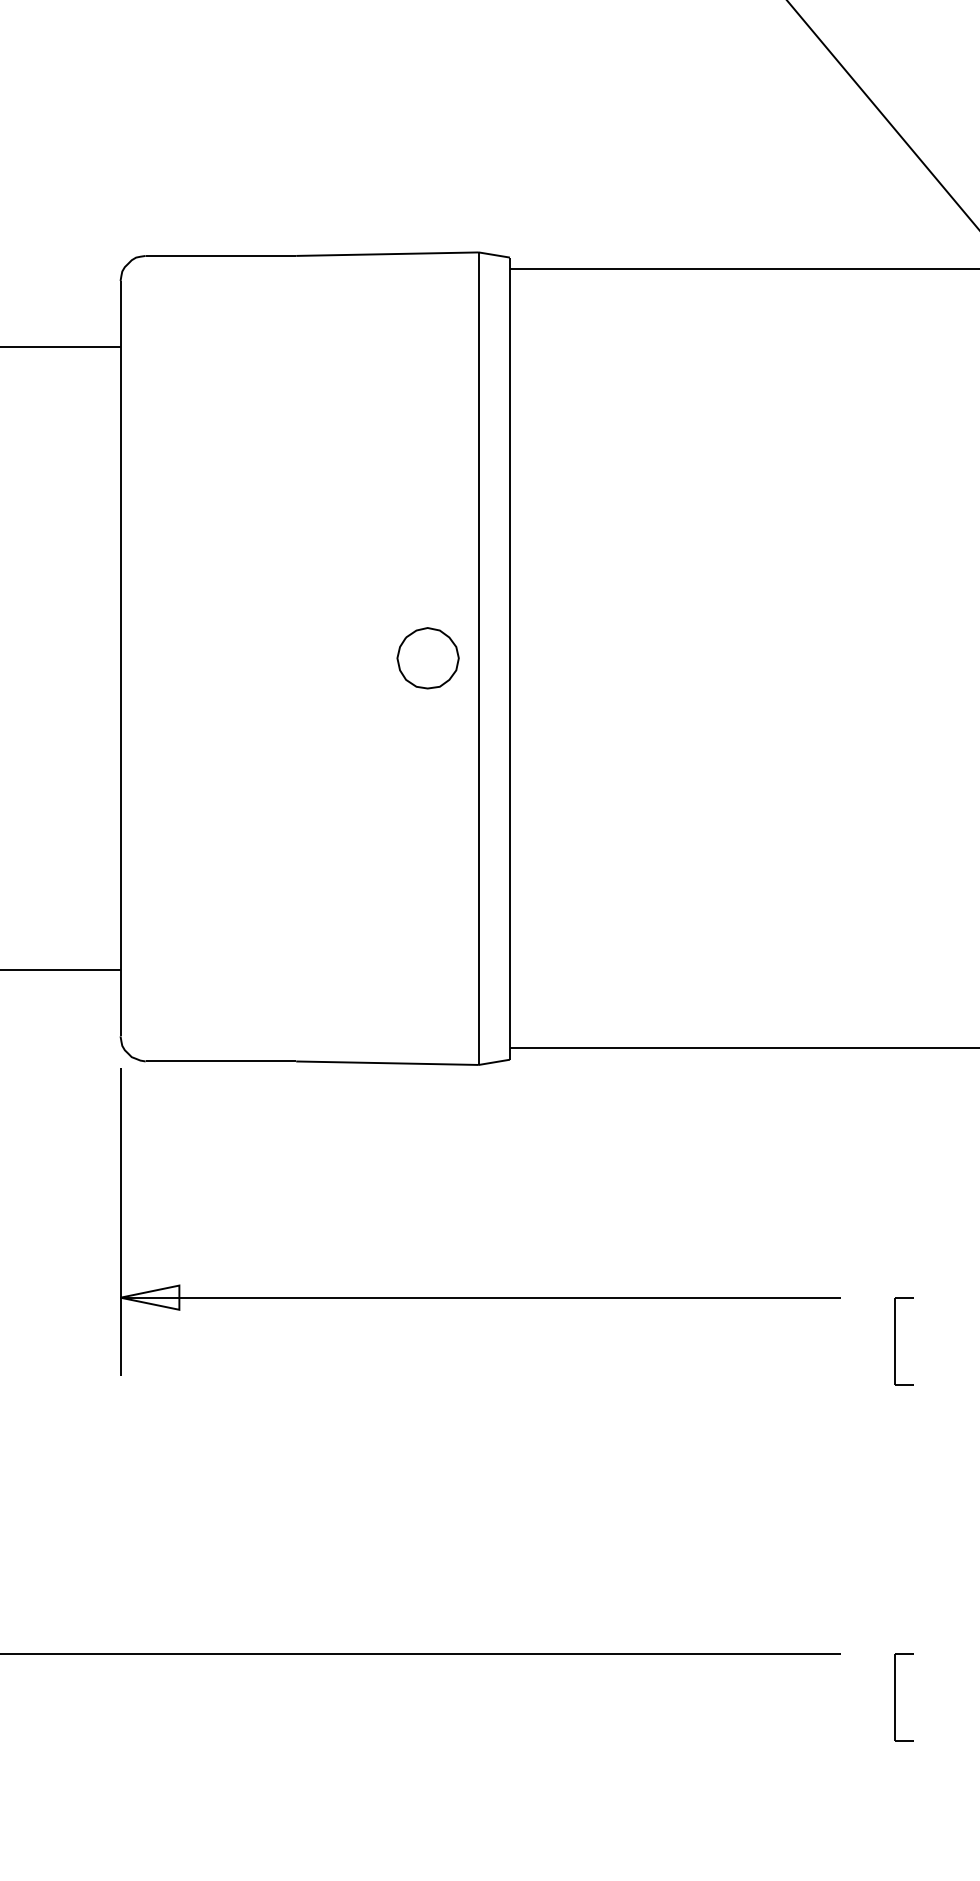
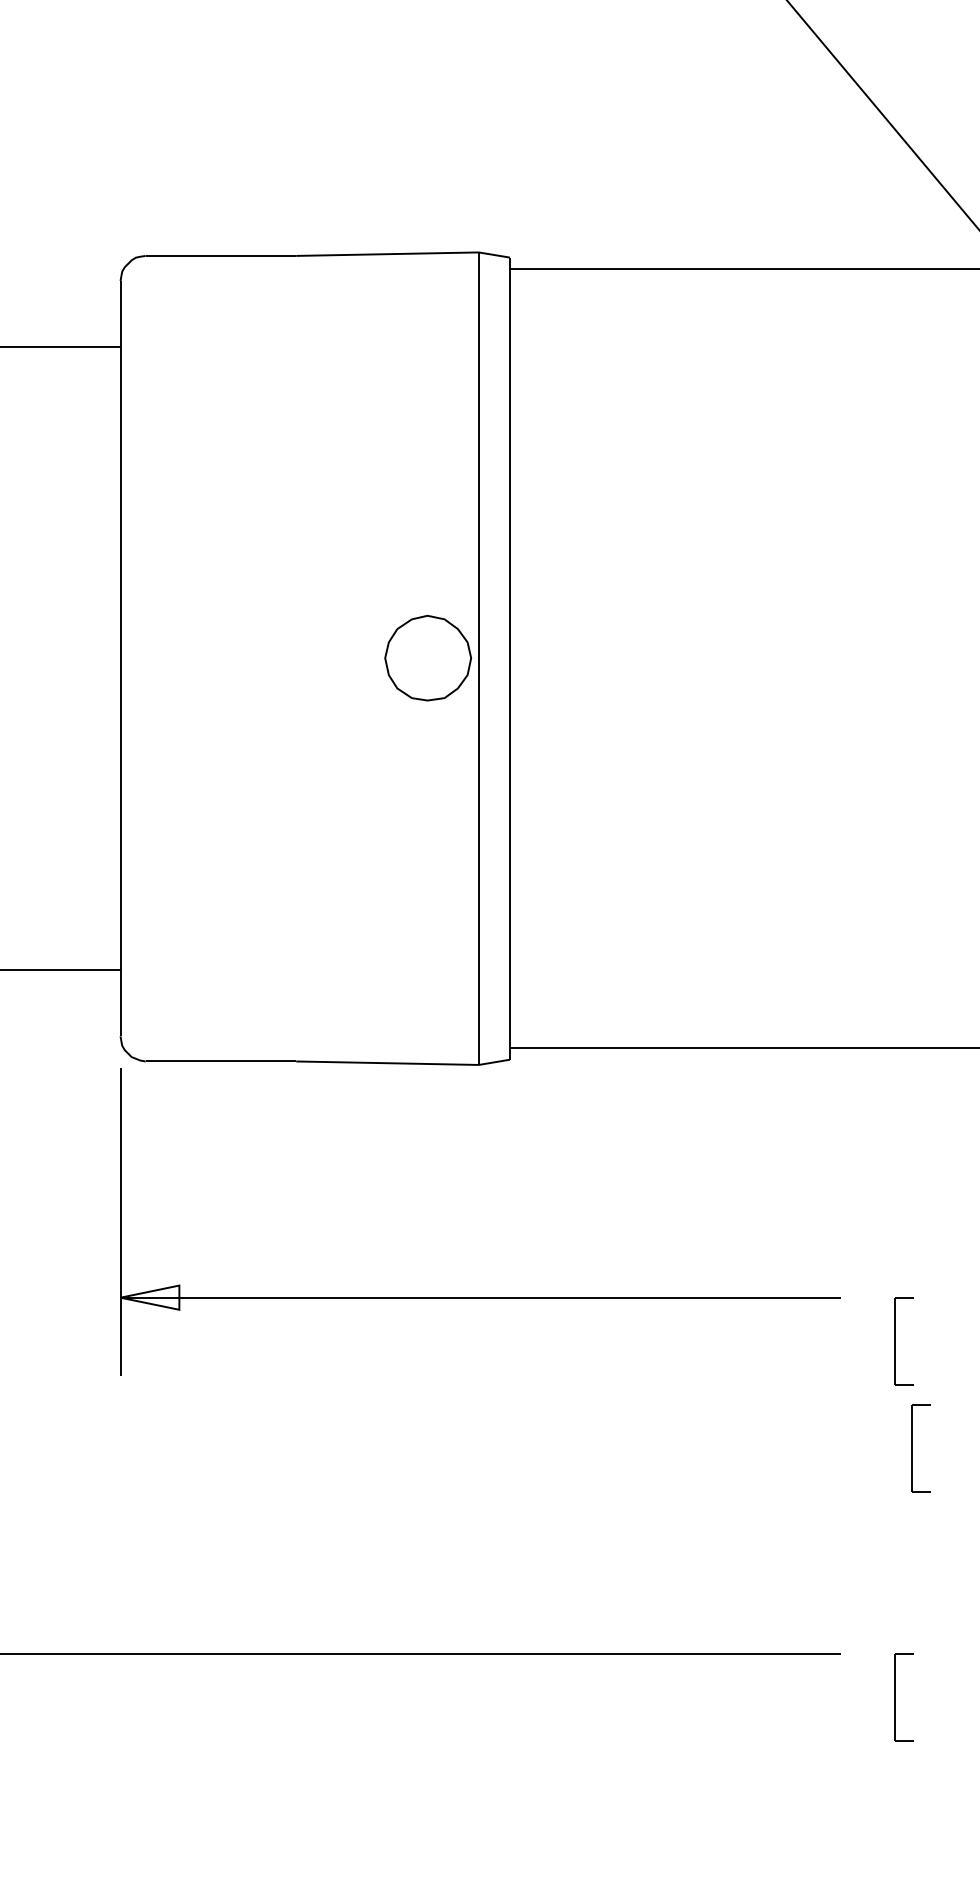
part size: 64x63 px -> 88x88 px (427, 657)
part: none -> present (912, 1448)
